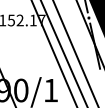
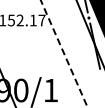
line: present -> none (53, 53)
line: present -> none (75, 53)
line: solid -> dashed (64, 54)
